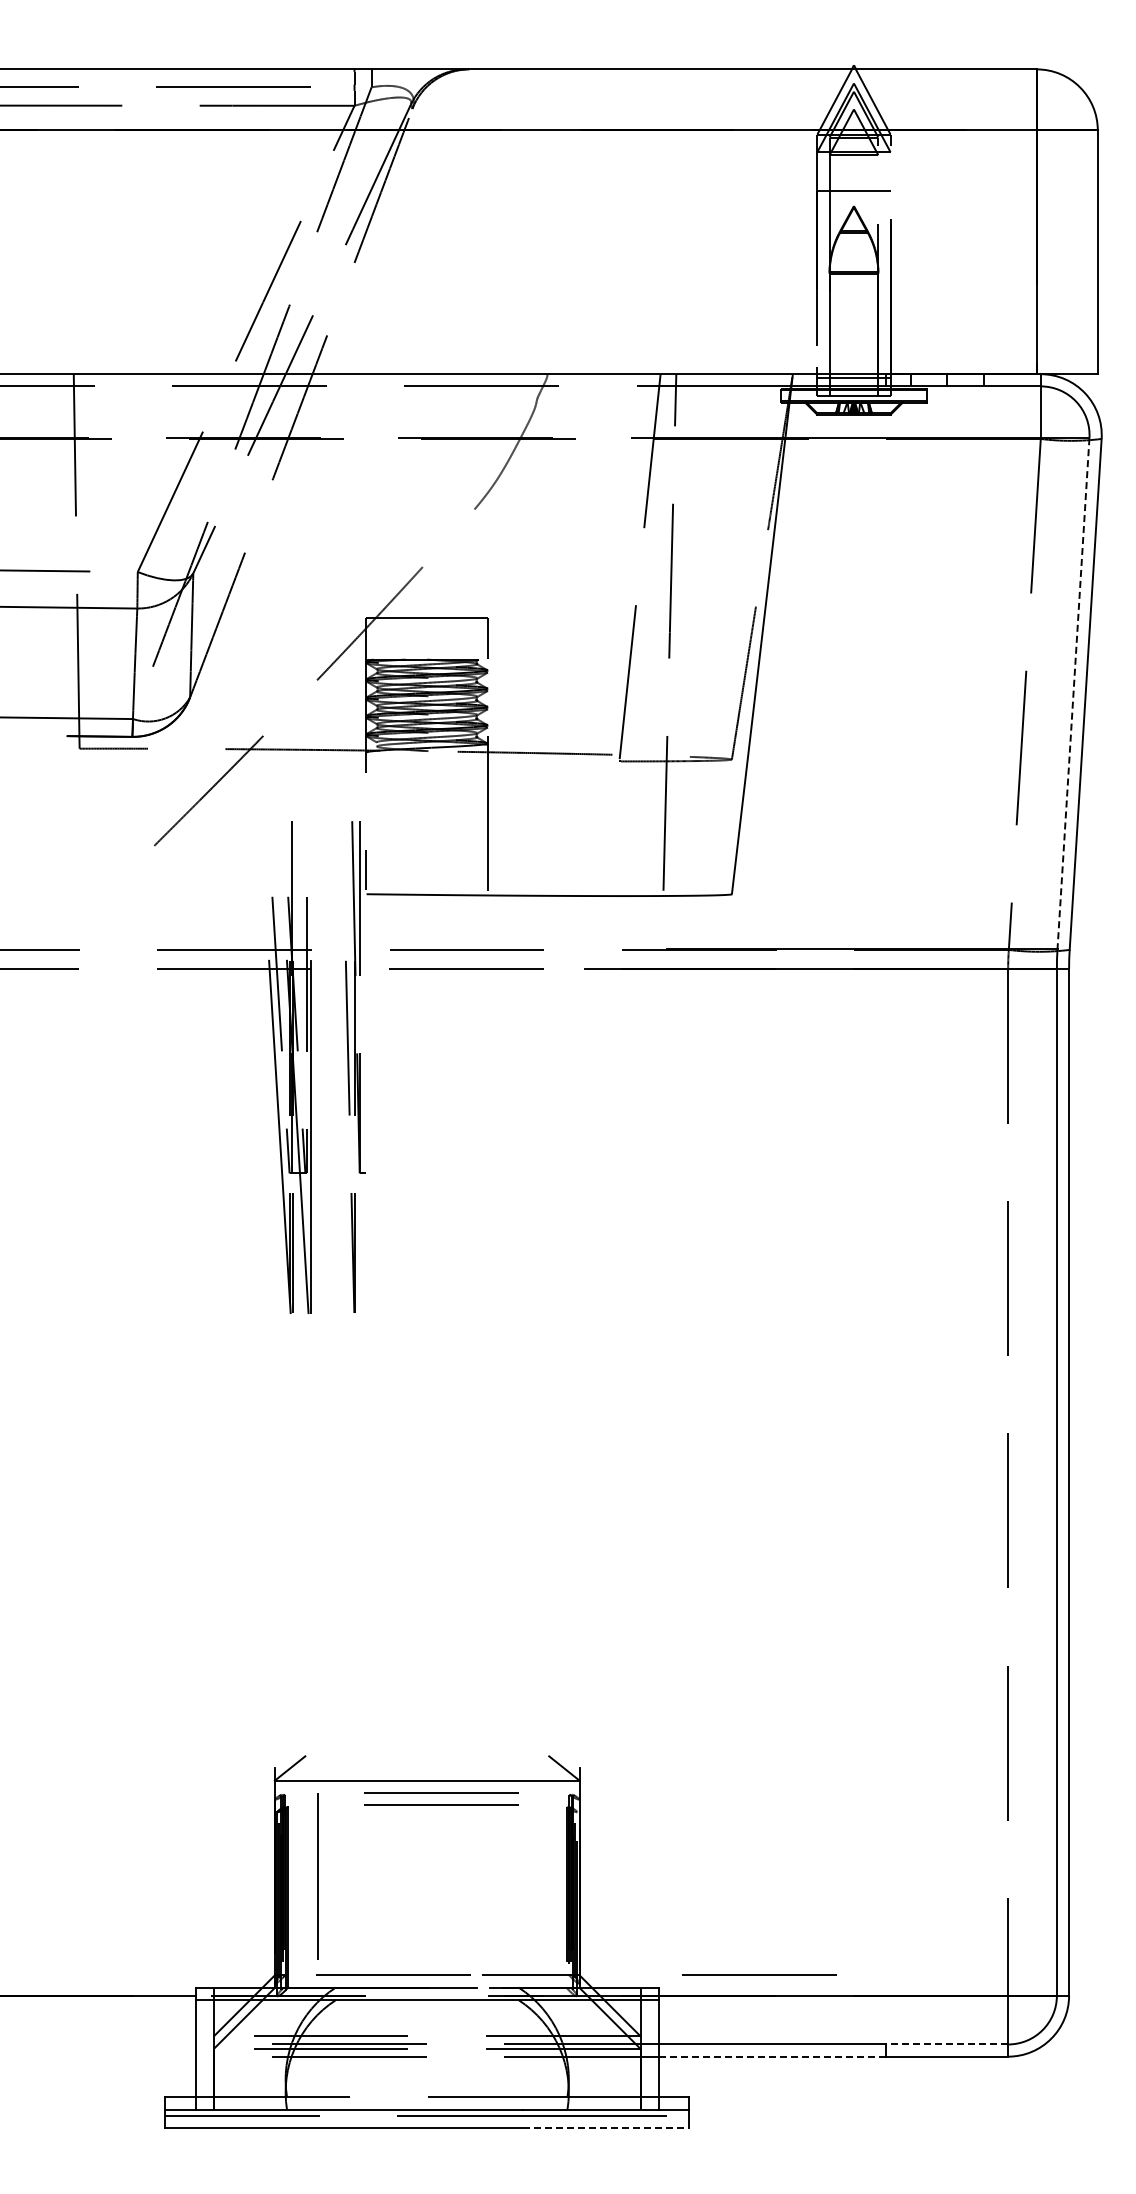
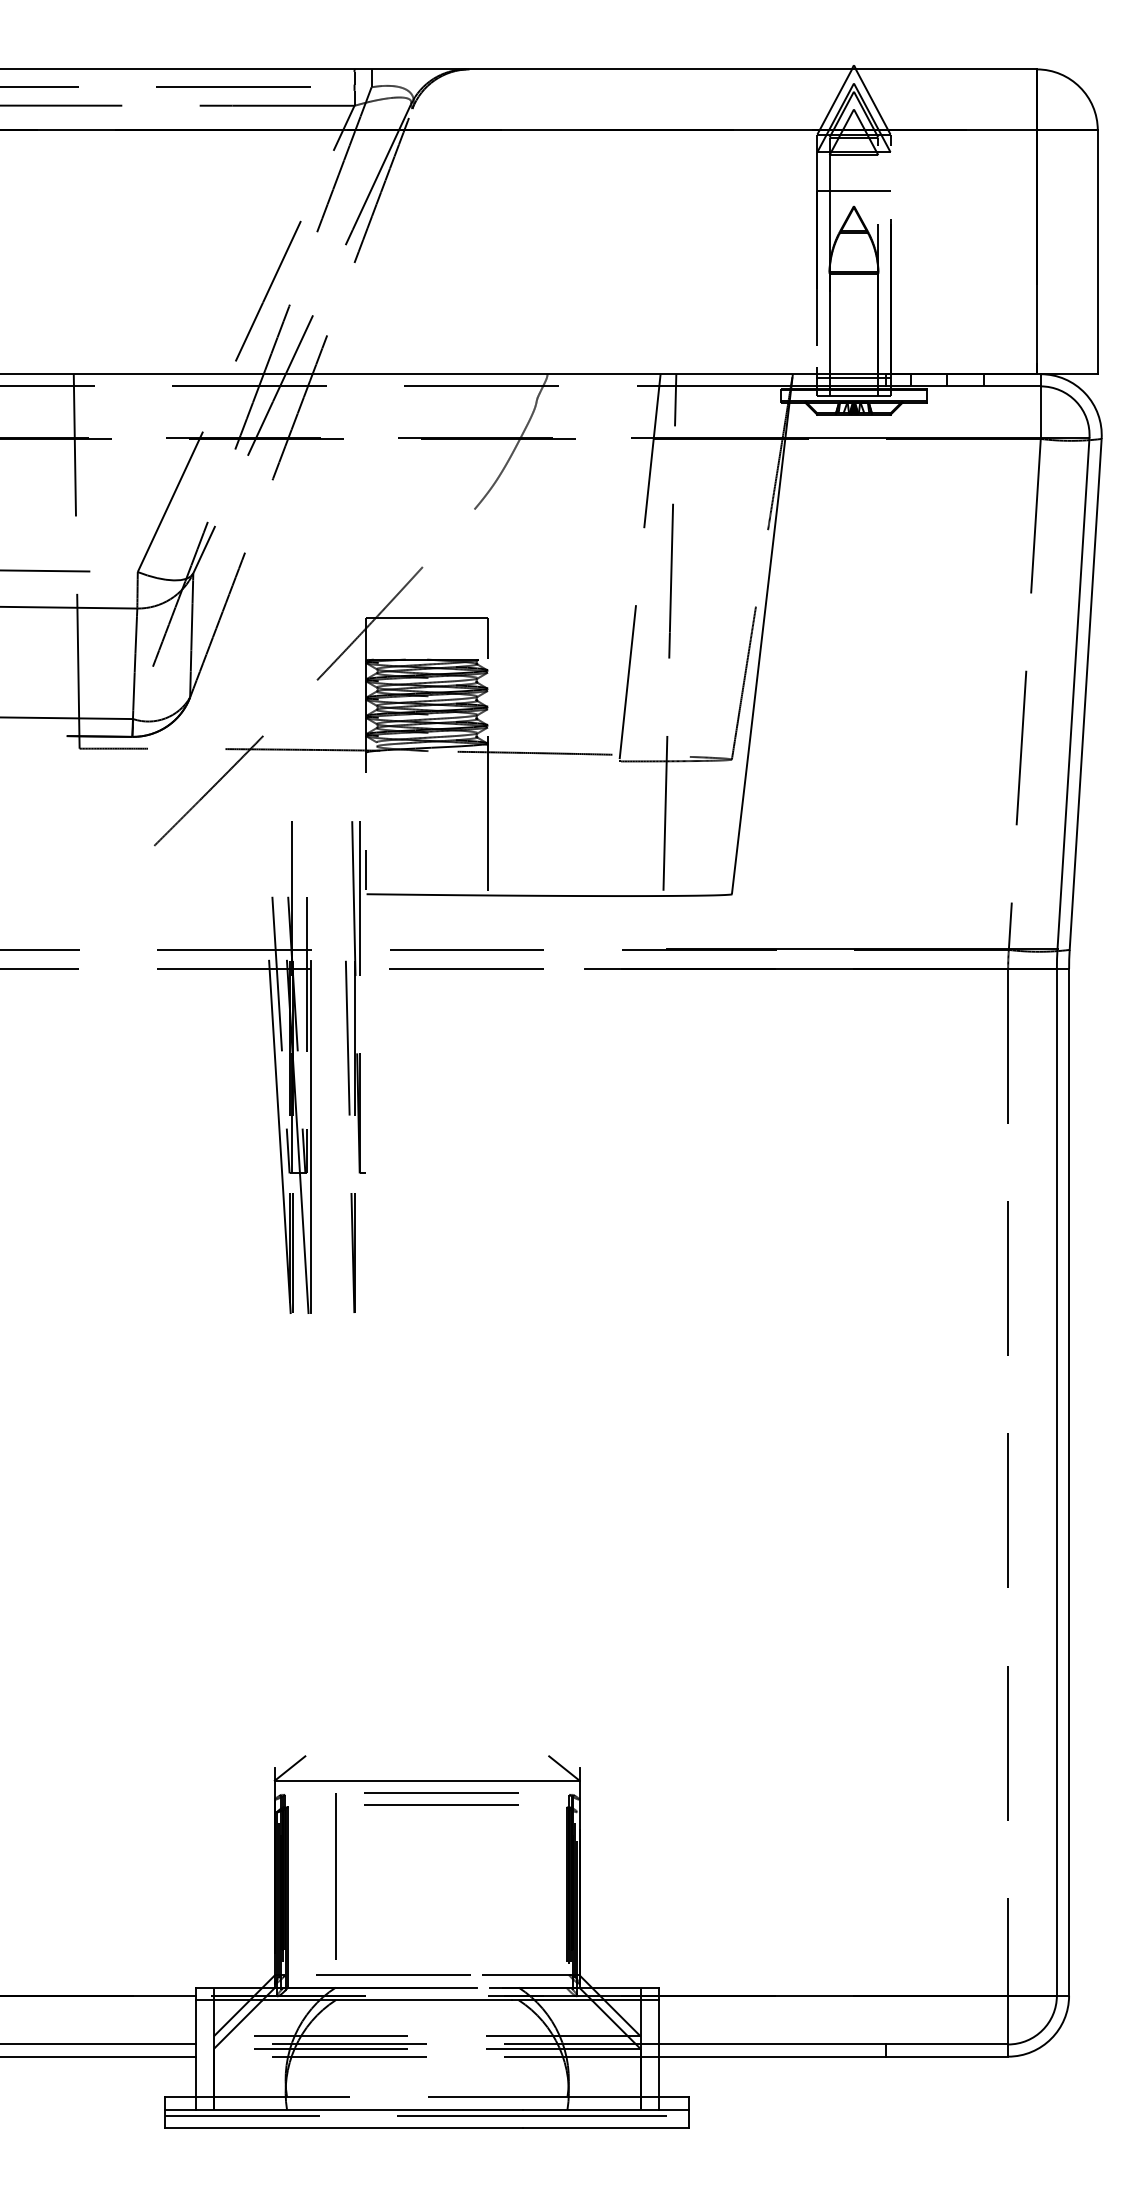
line: dashed -> solid (1073, 693)
line position: (317, 1876) -> (335, 1876) (335, 1876)
line: present -> none (759, 1974)
line: none -> present (98, 2044)
line: dashed -> solid (947, 2044)
line: none -> present (98, 2056)
line: dashed -> solid (772, 2056)
line: dashed -> solid (606, 2128)
